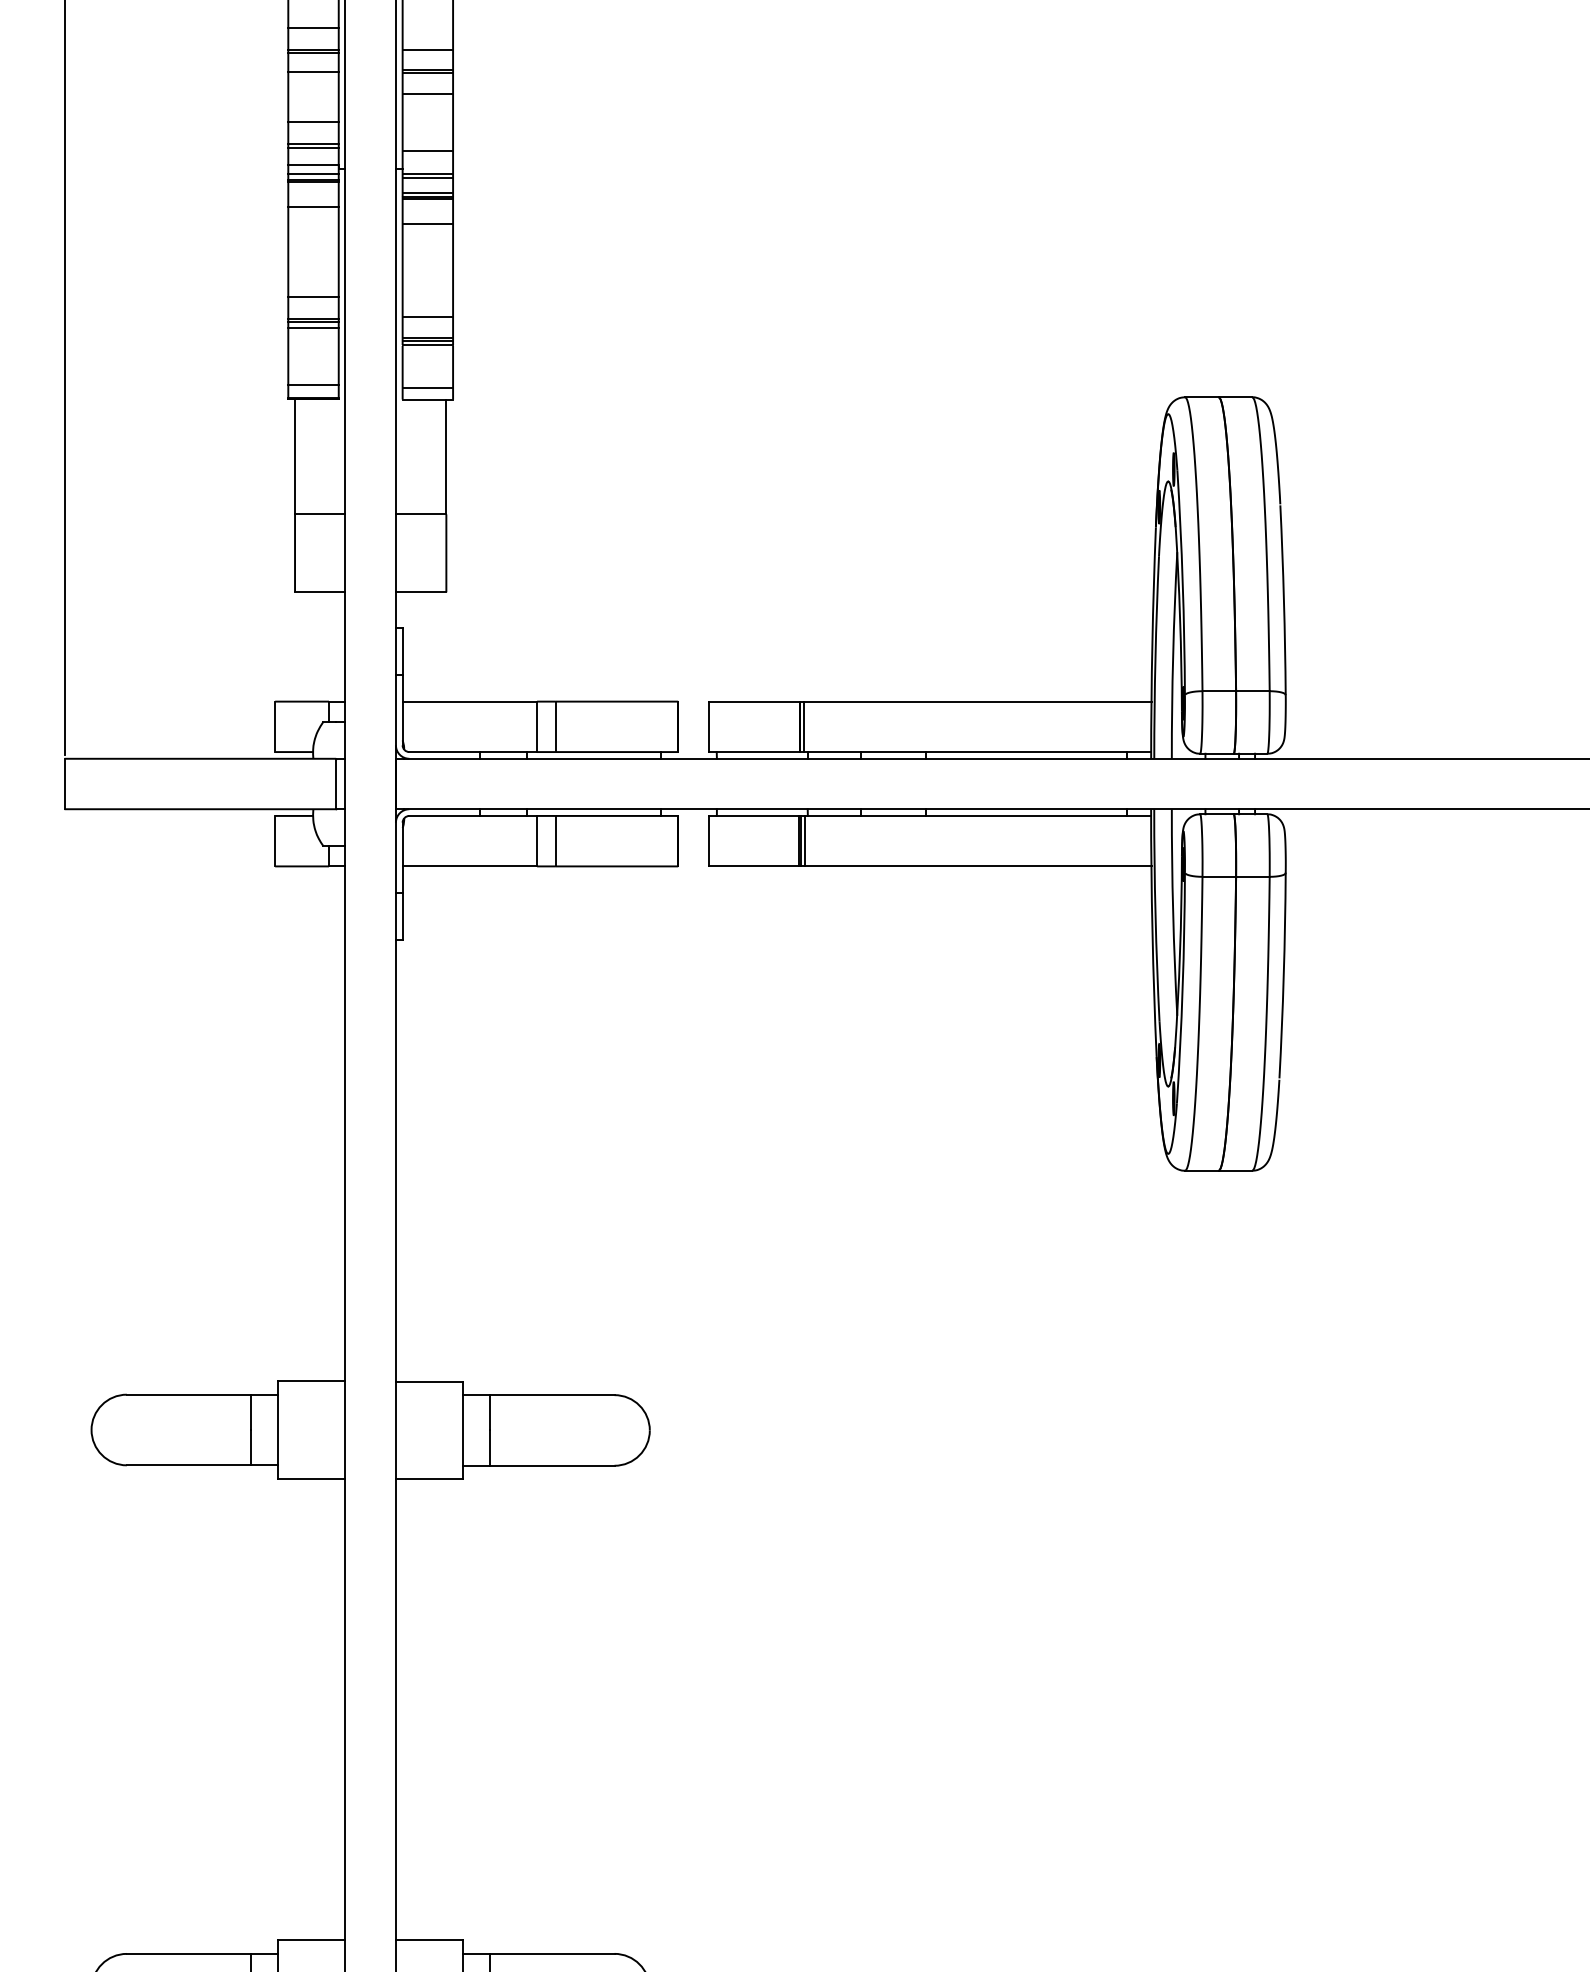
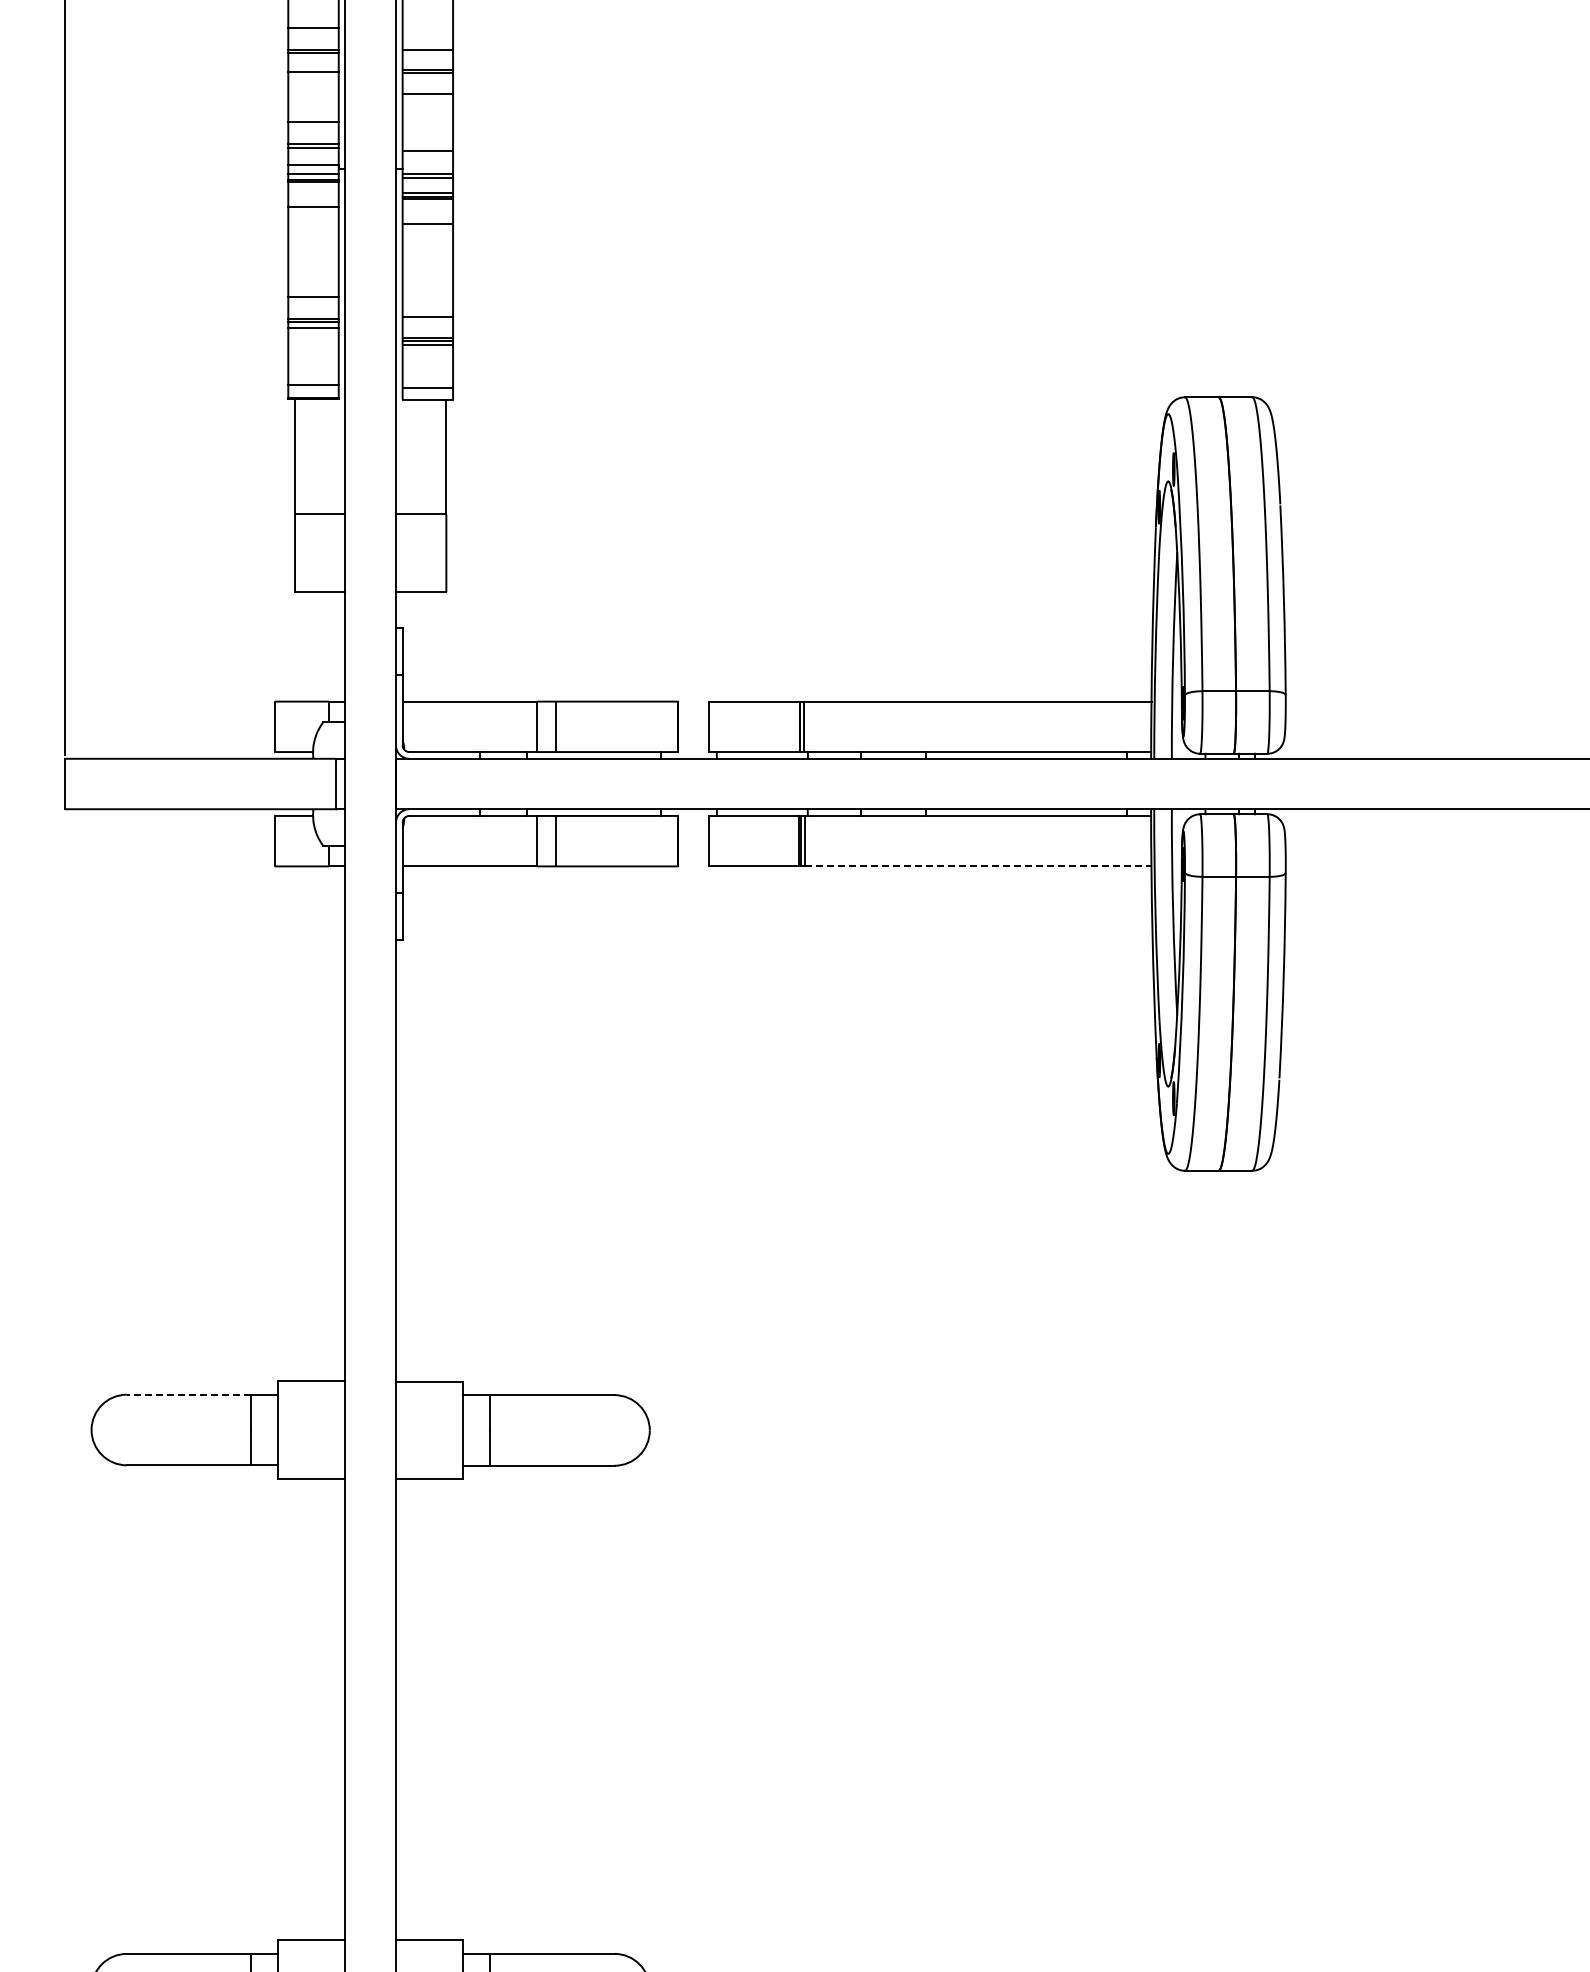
line: solid -> dashed (978, 866)
line: solid -> dashed (188, 1394)
